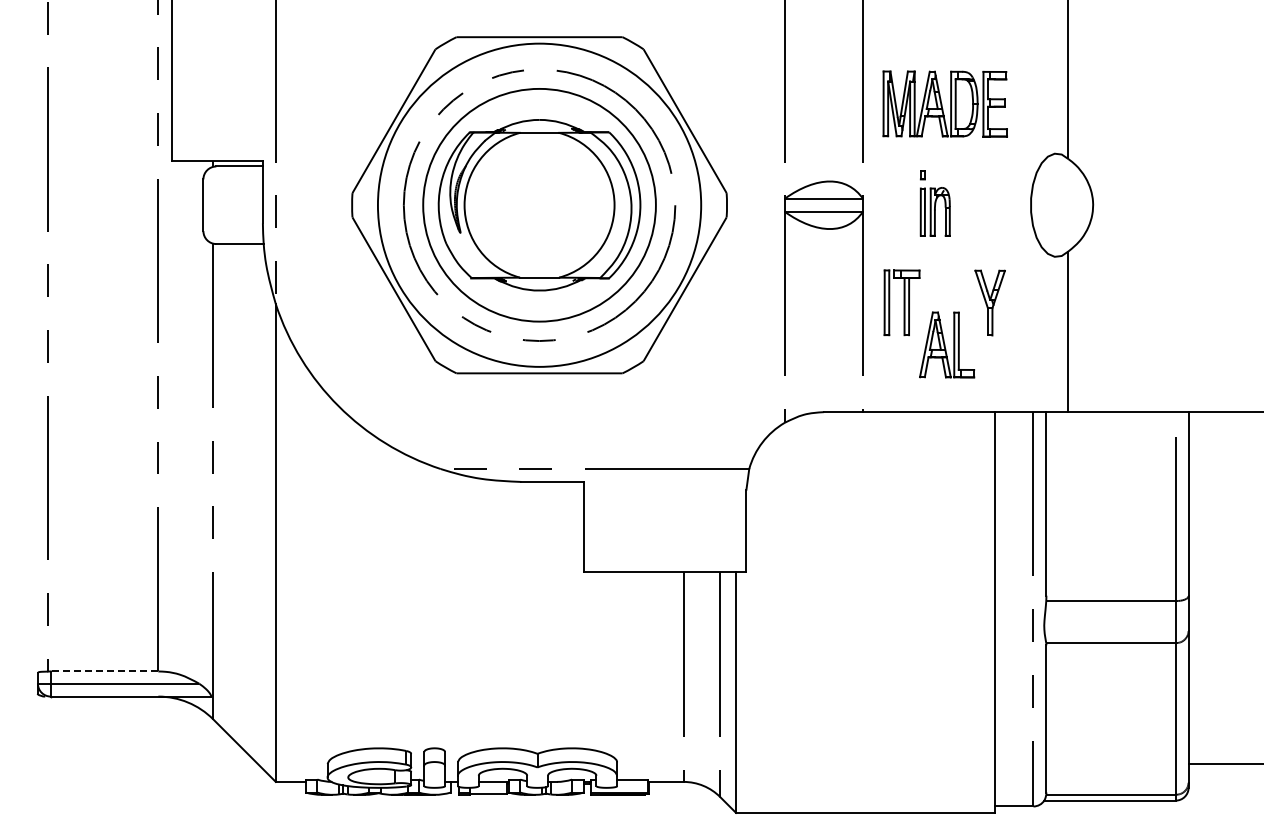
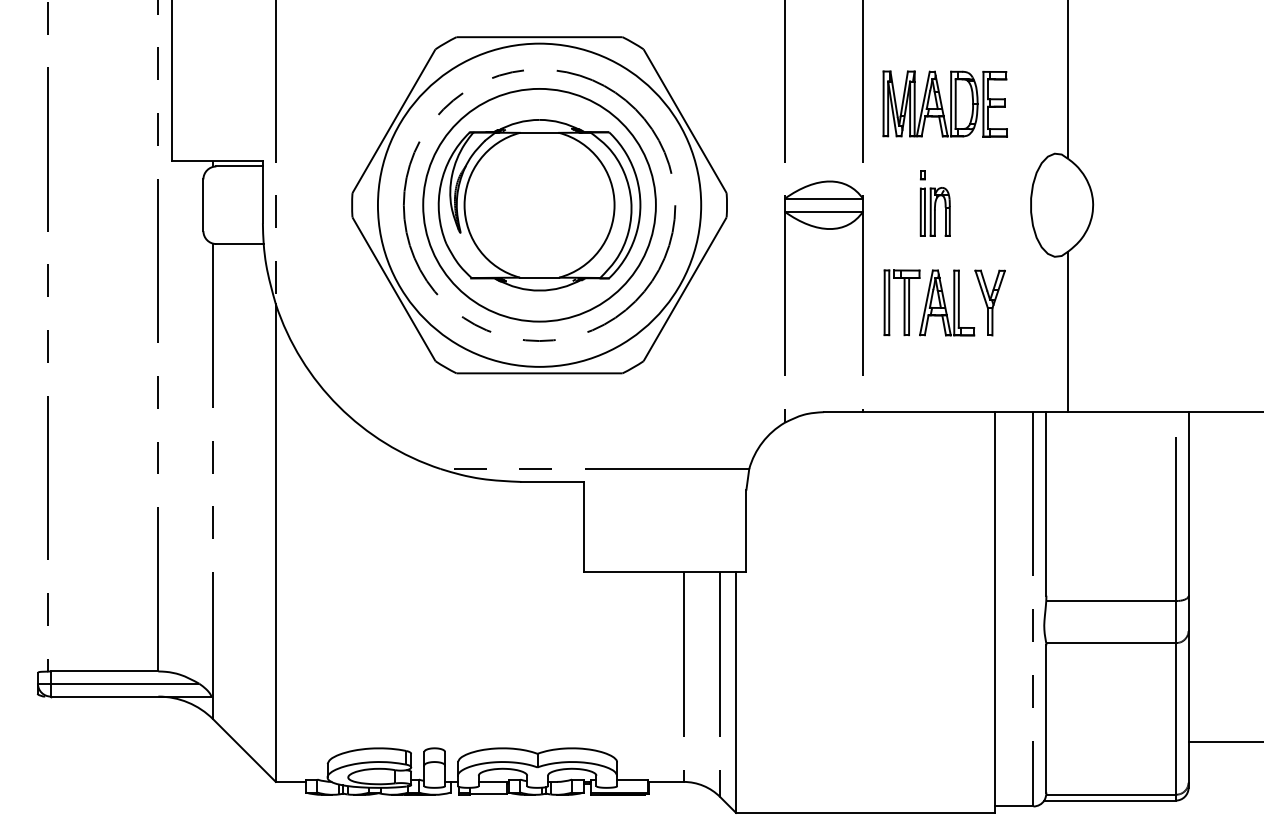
part position: (947, 344) -> (947, 302) (947, 302)
line: dashed -> solid (104, 671)
line position: (1224, 763) -> (1224, 741) (1224, 741)
